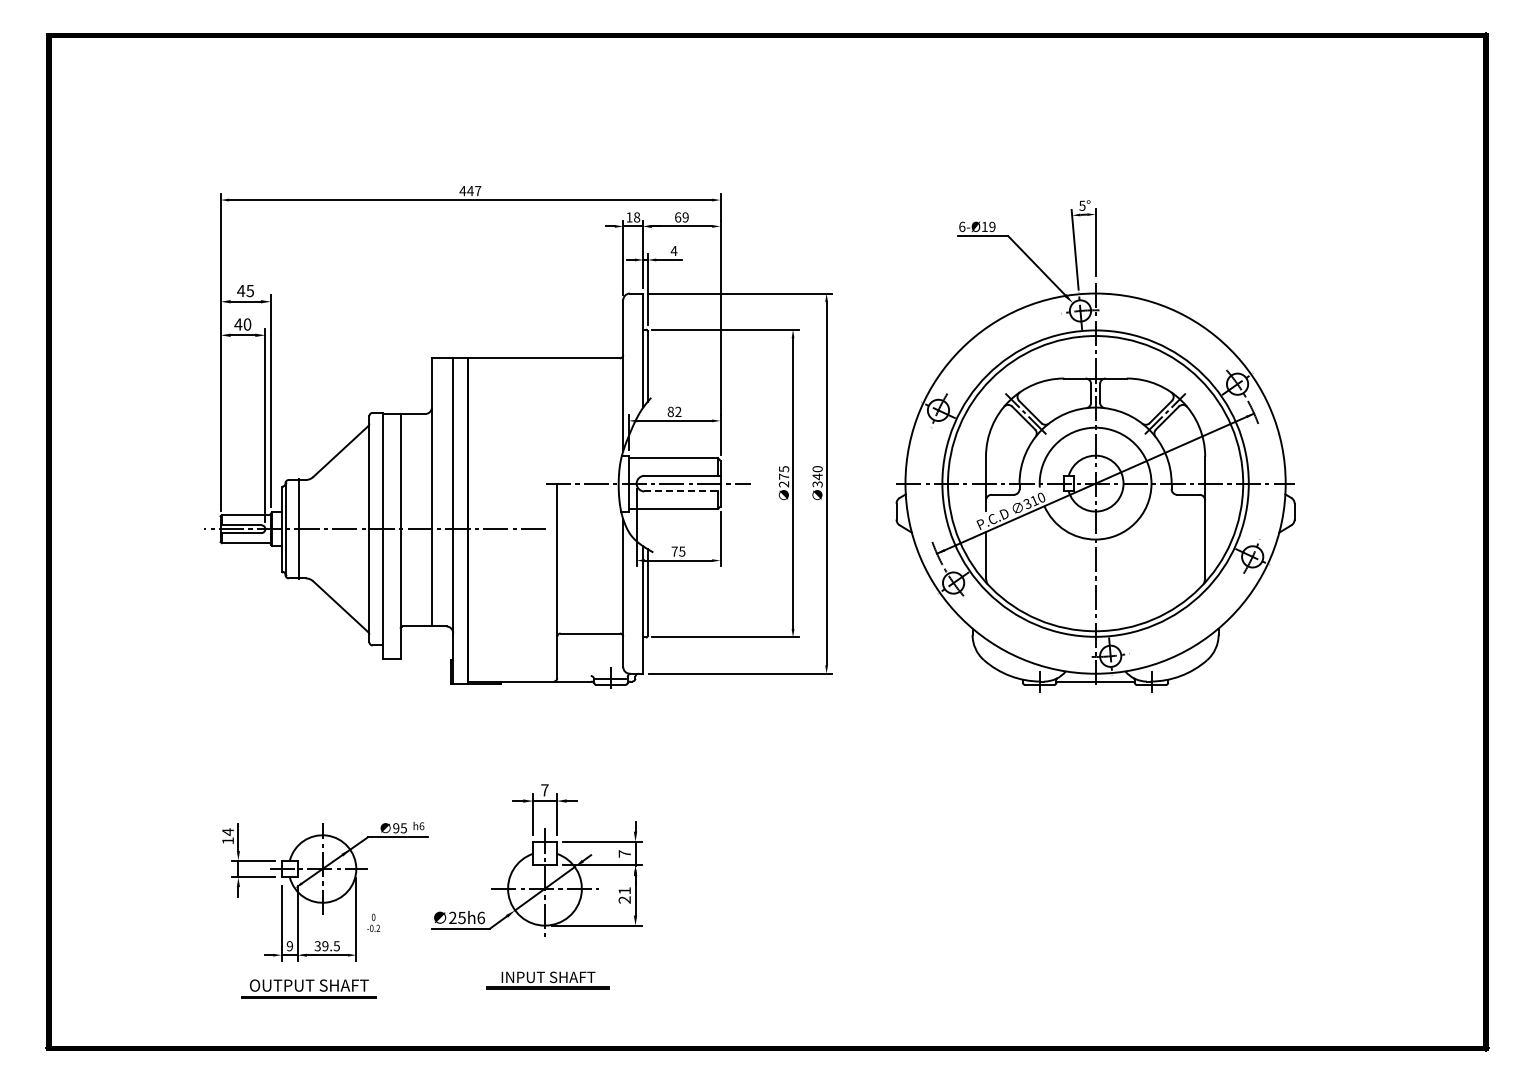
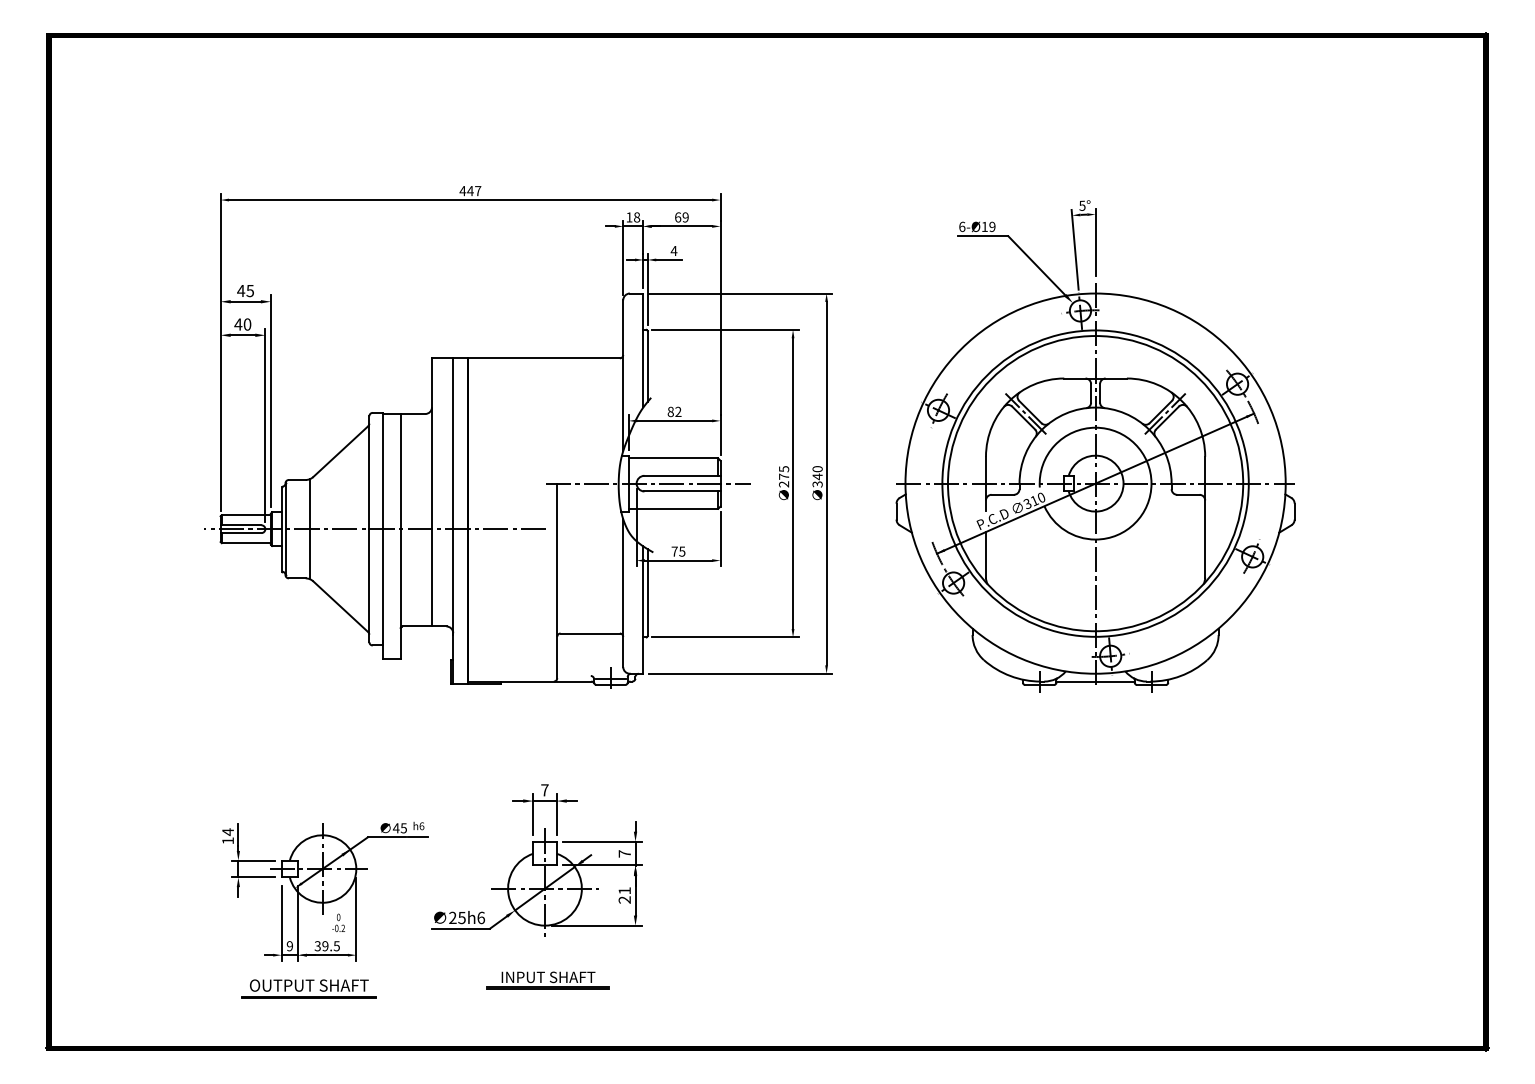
line: dashed -> solid (682, 491)
line position: (299, 529) -> (310, 529) (310, 529)
text: 95 -> 45 (395, 828)
text position: (373, 922) -> (338, 922) (338, 922)
